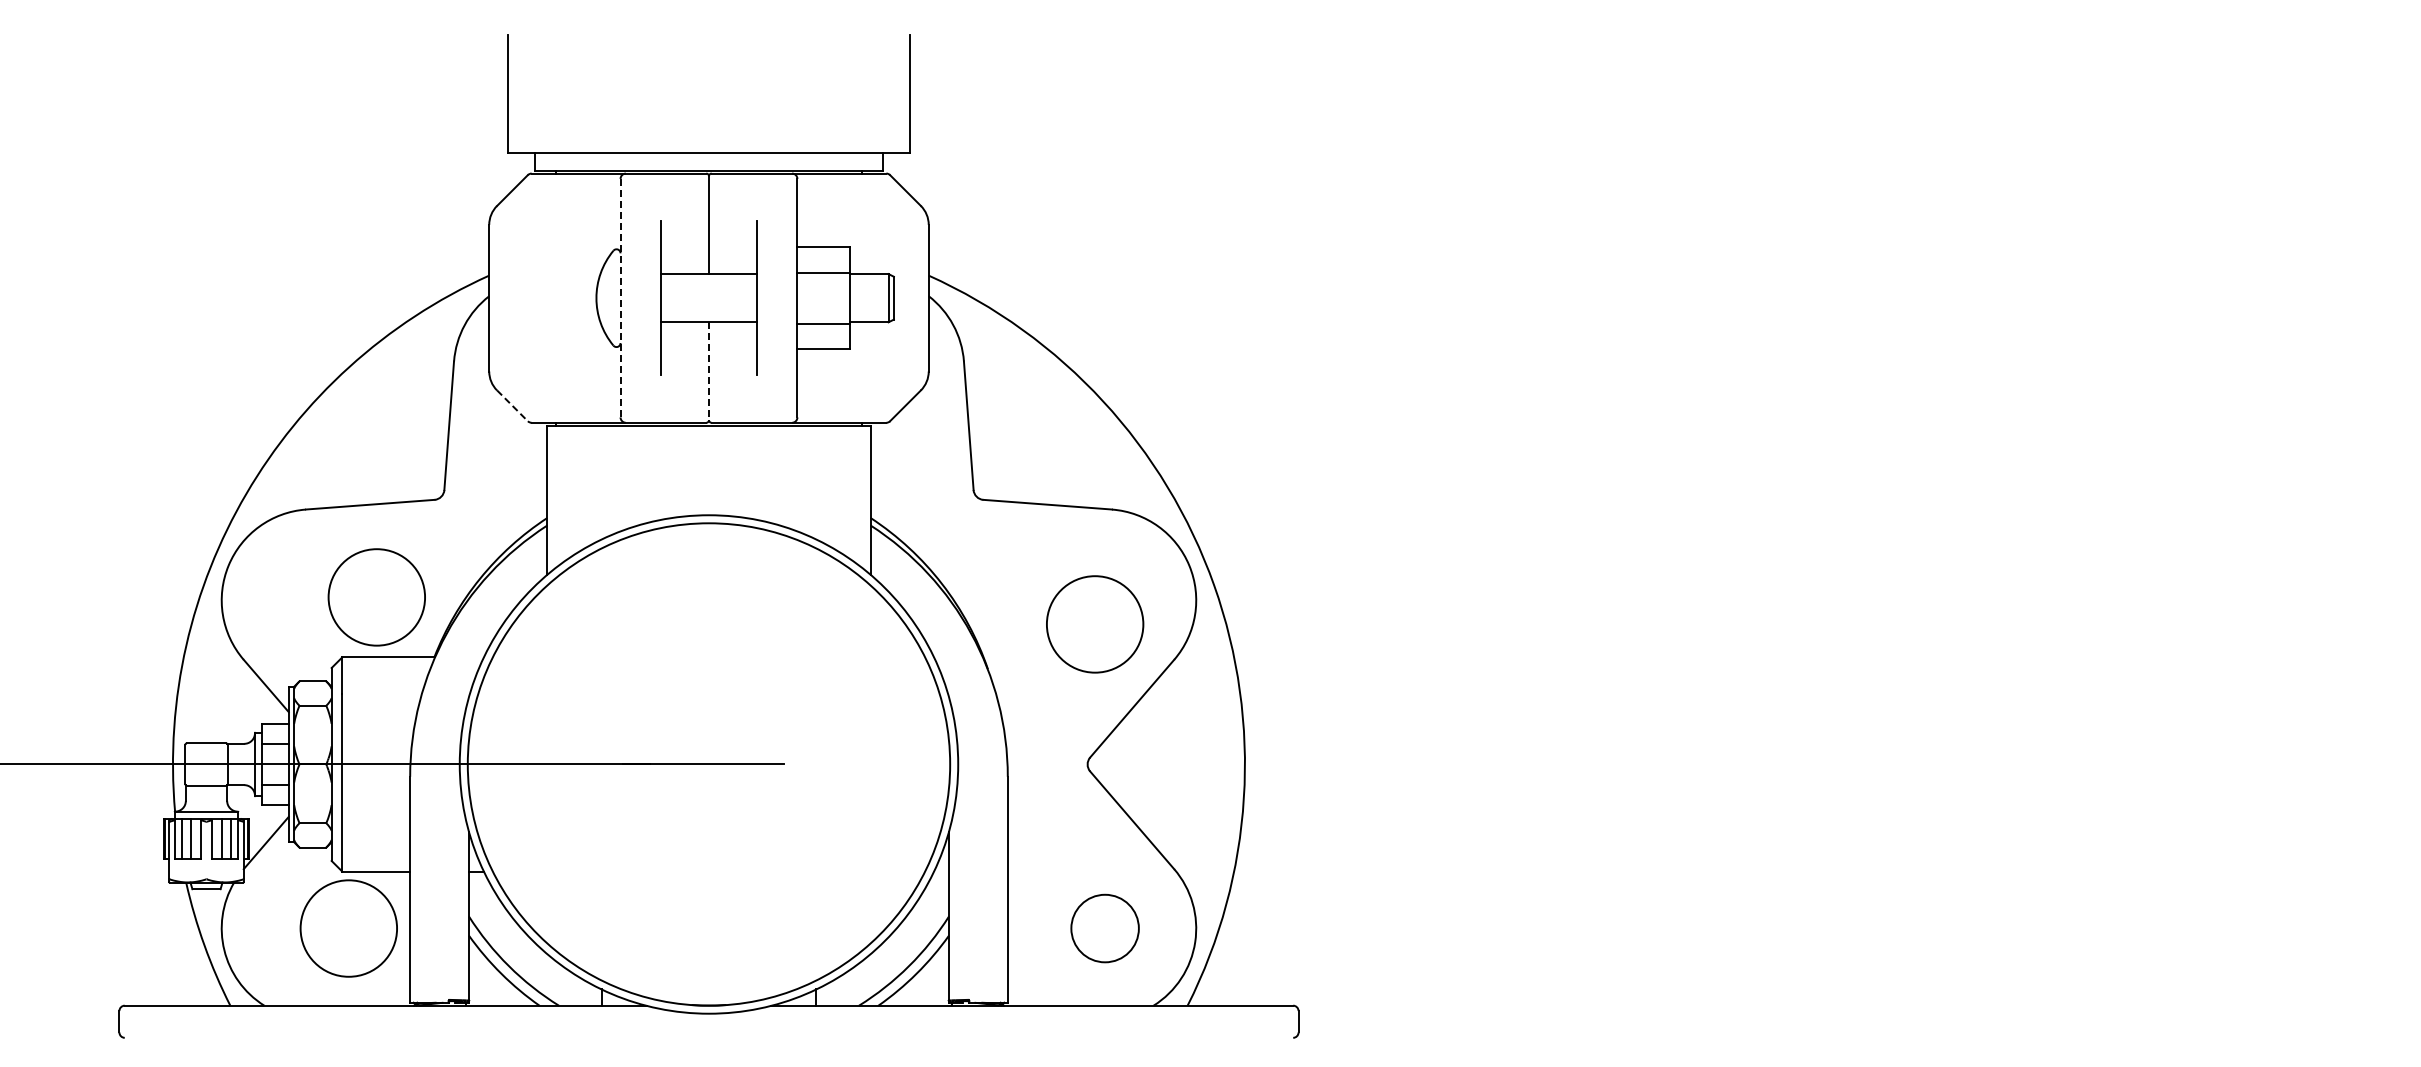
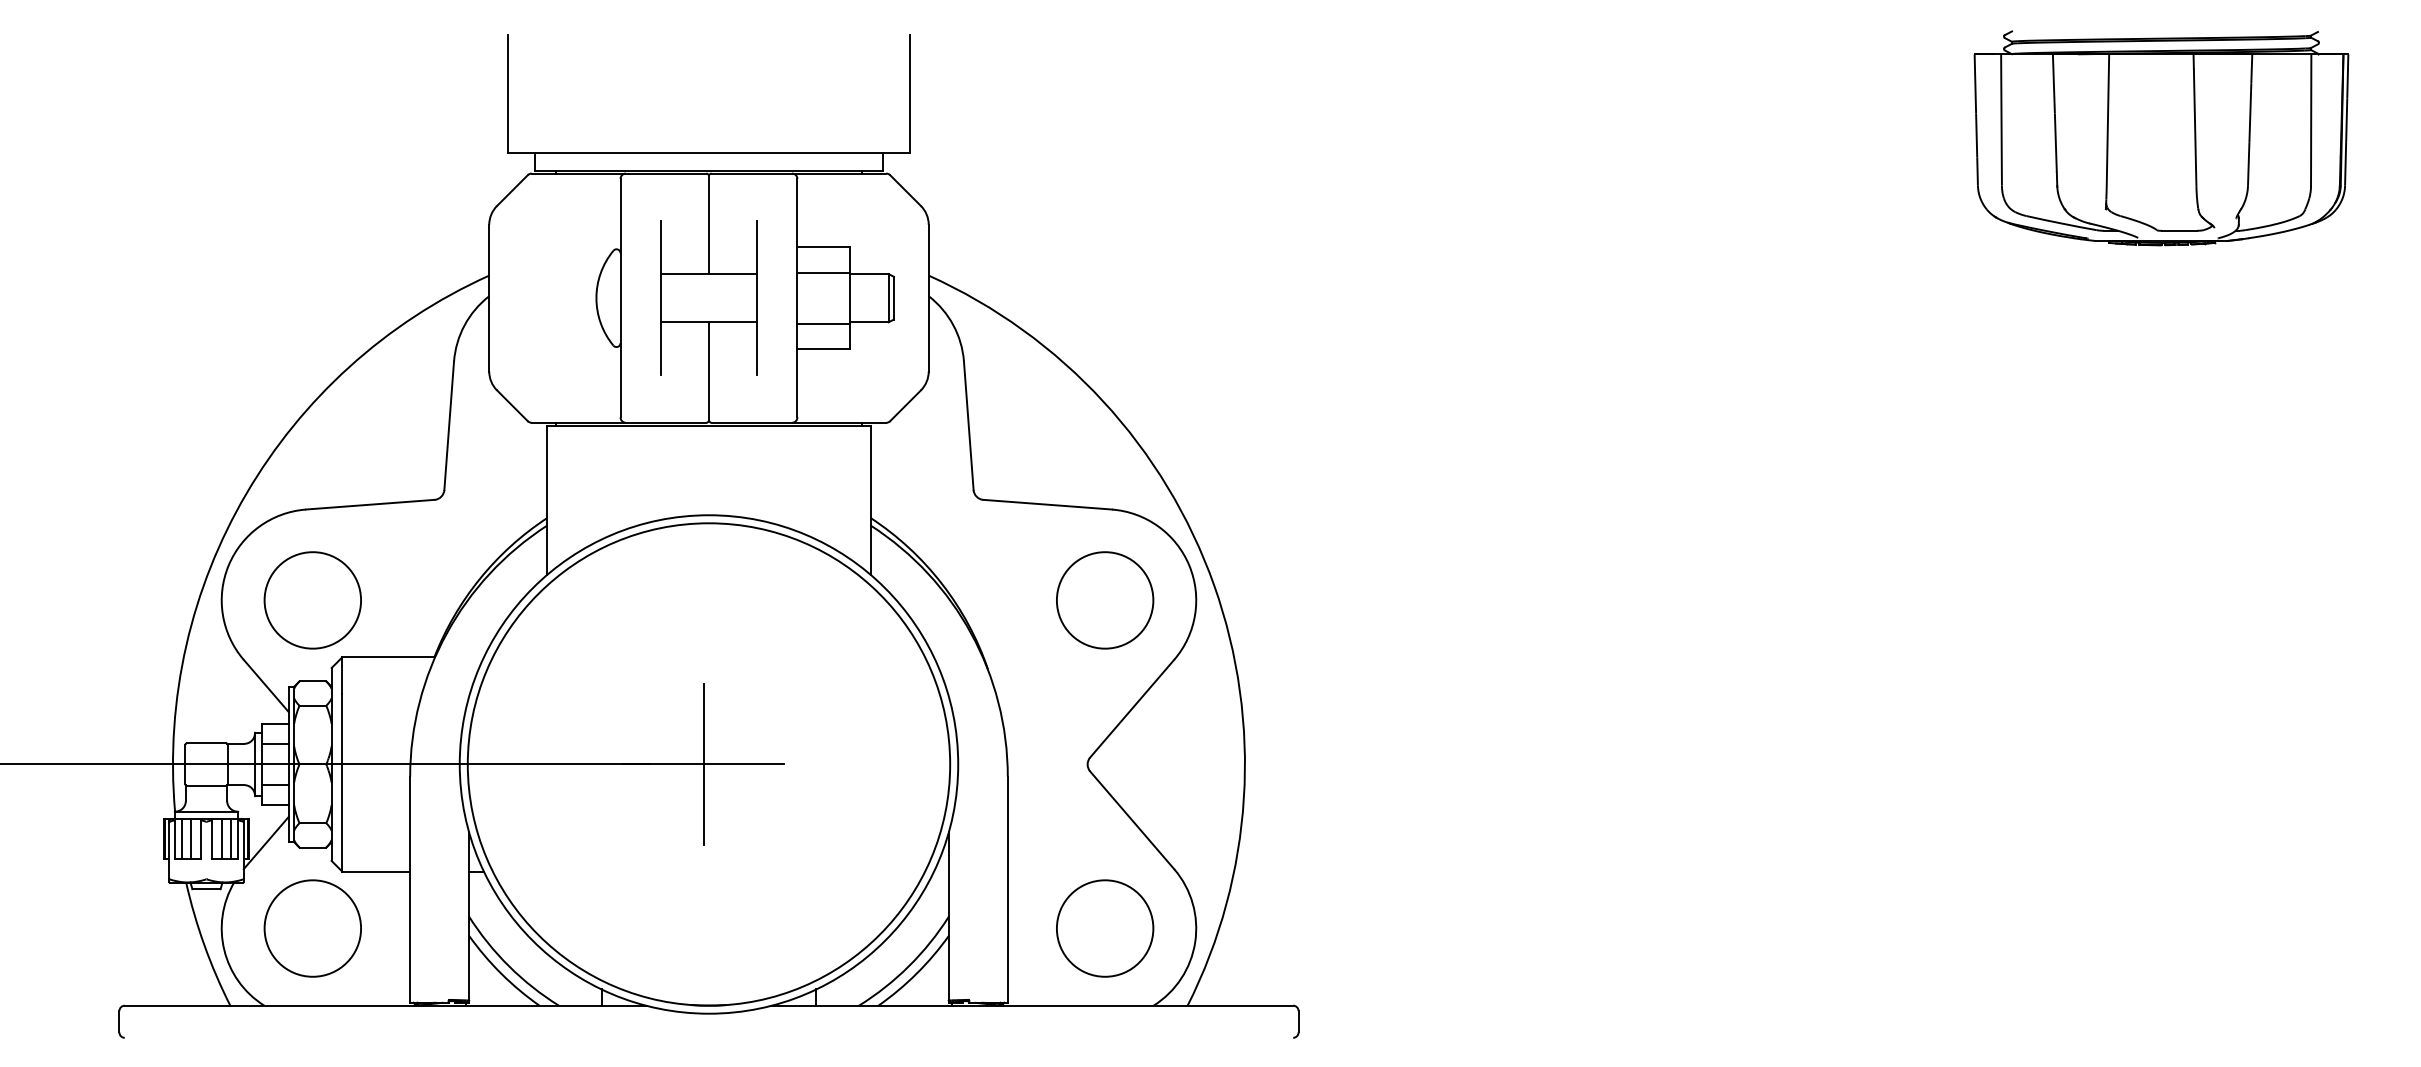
part: none -> present (2161, 138)
line: dashed -> solid (620, 297)
line: dashed -> solid (708, 371)
line: dashed -> solid (512, 405)
circle position: (376, 597) -> (312, 600) (312, 600)
circle position: (1095, 624) -> (1105, 600) (1105, 600)
line: none -> present (703, 764)
circle position: (348, 928) -> (312, 928) (312, 928)
circle diameter: 68 px -> 96 px (1104, 928)
